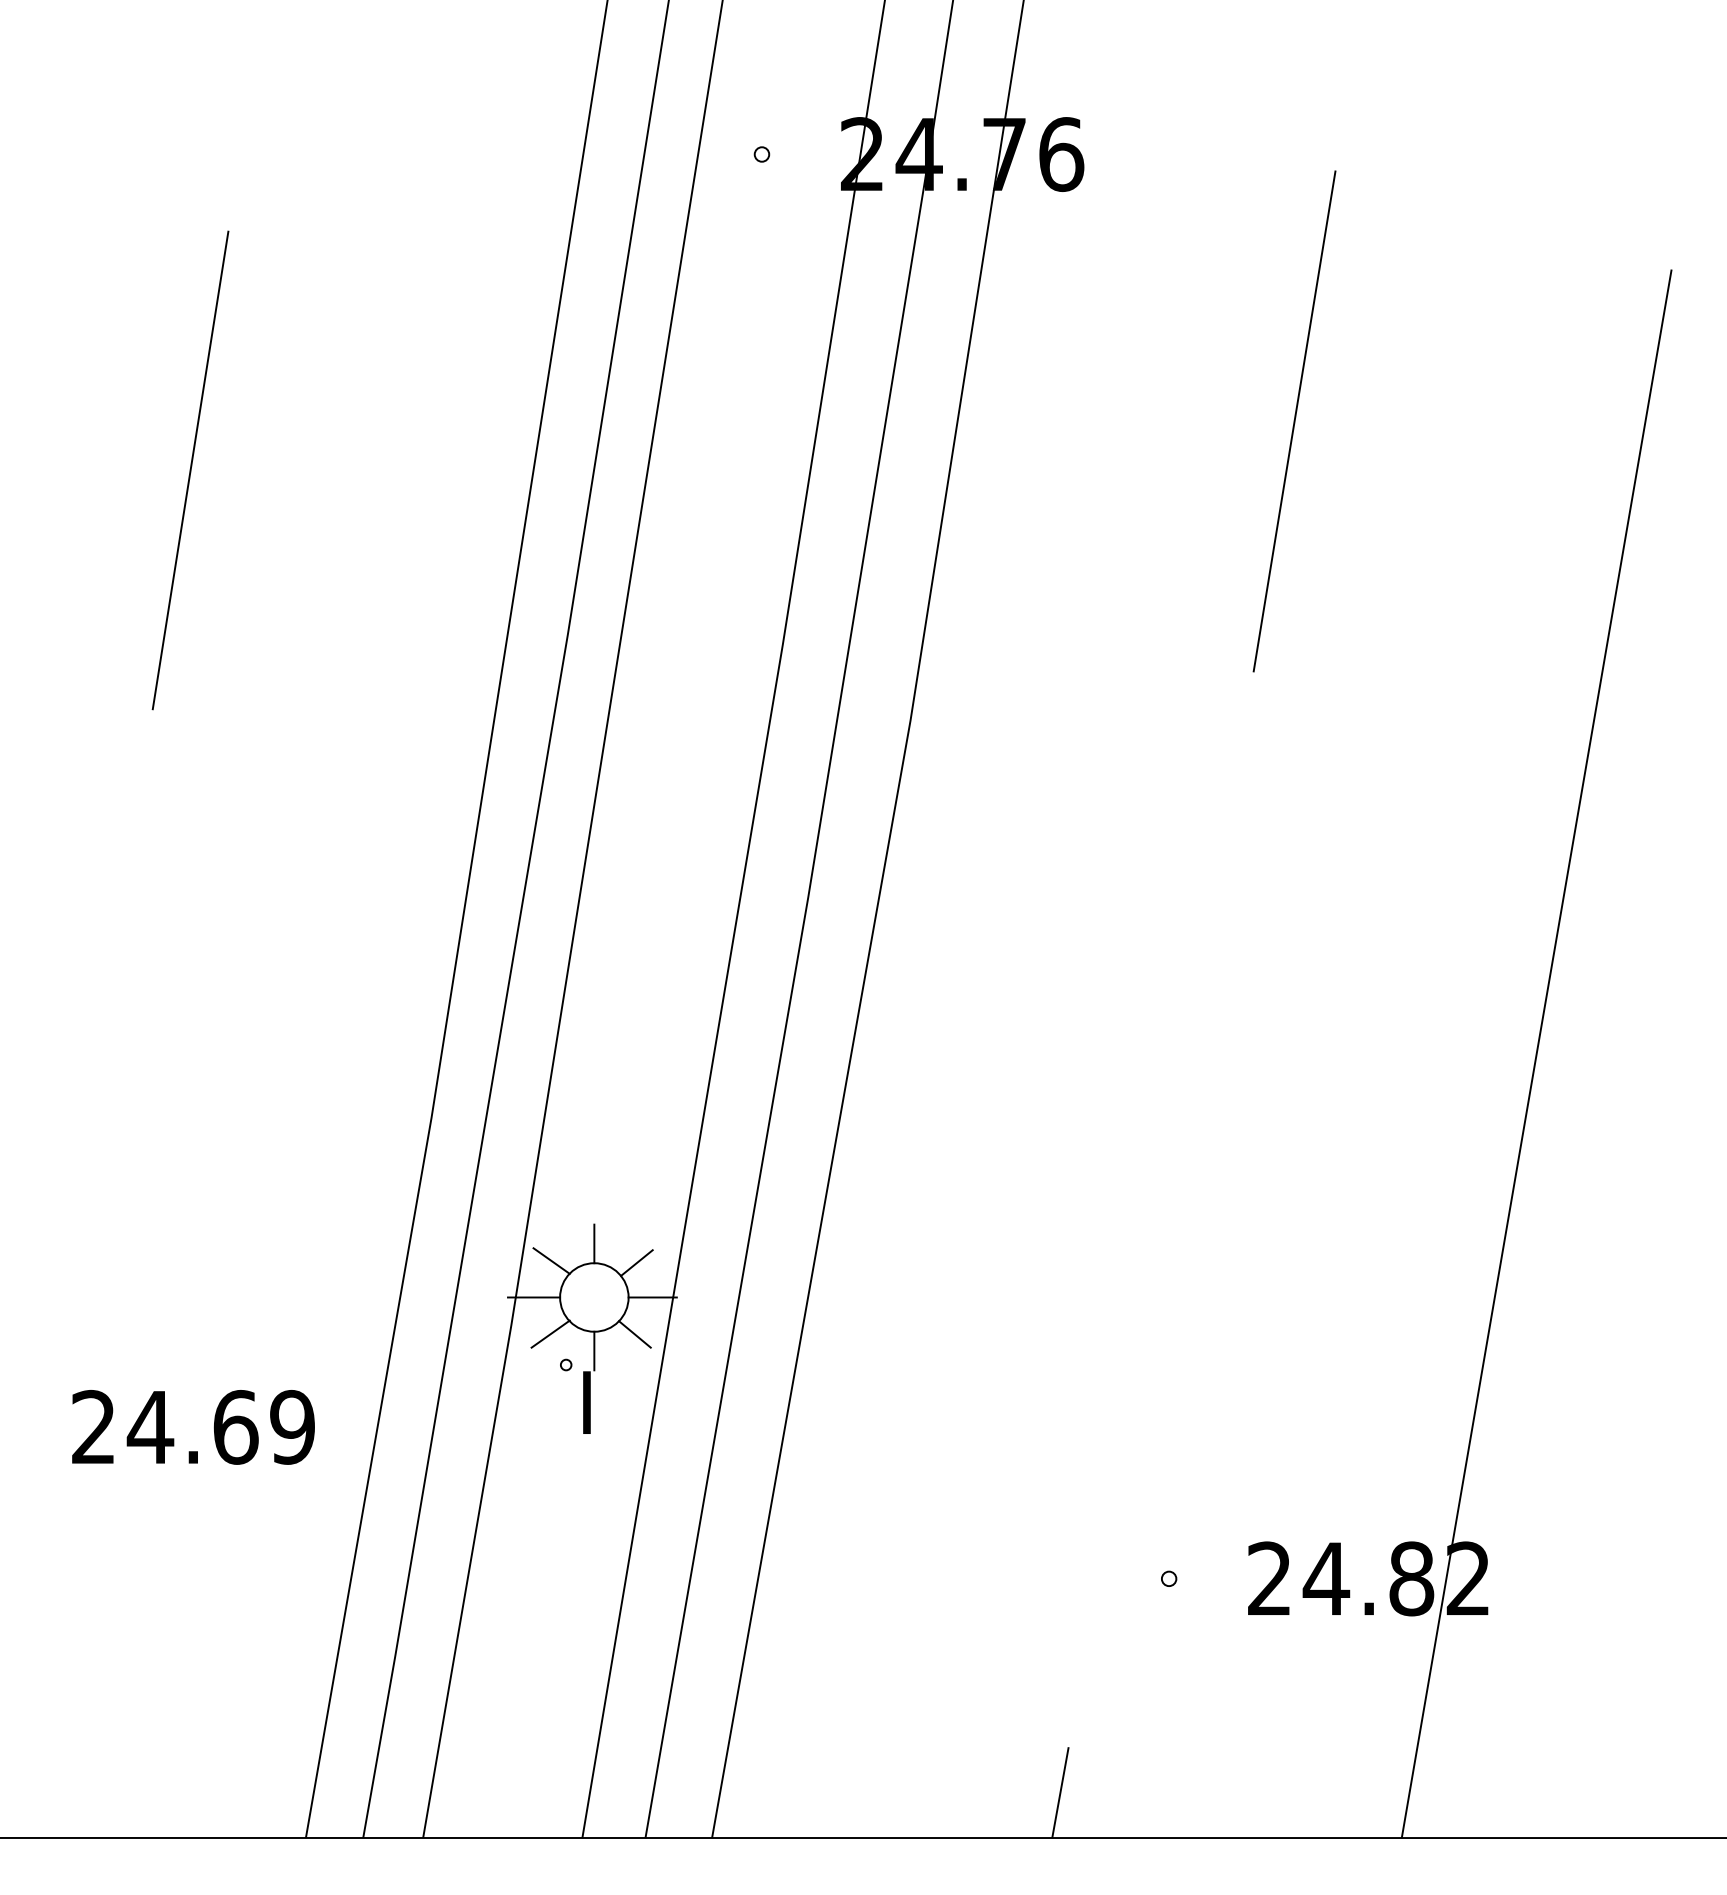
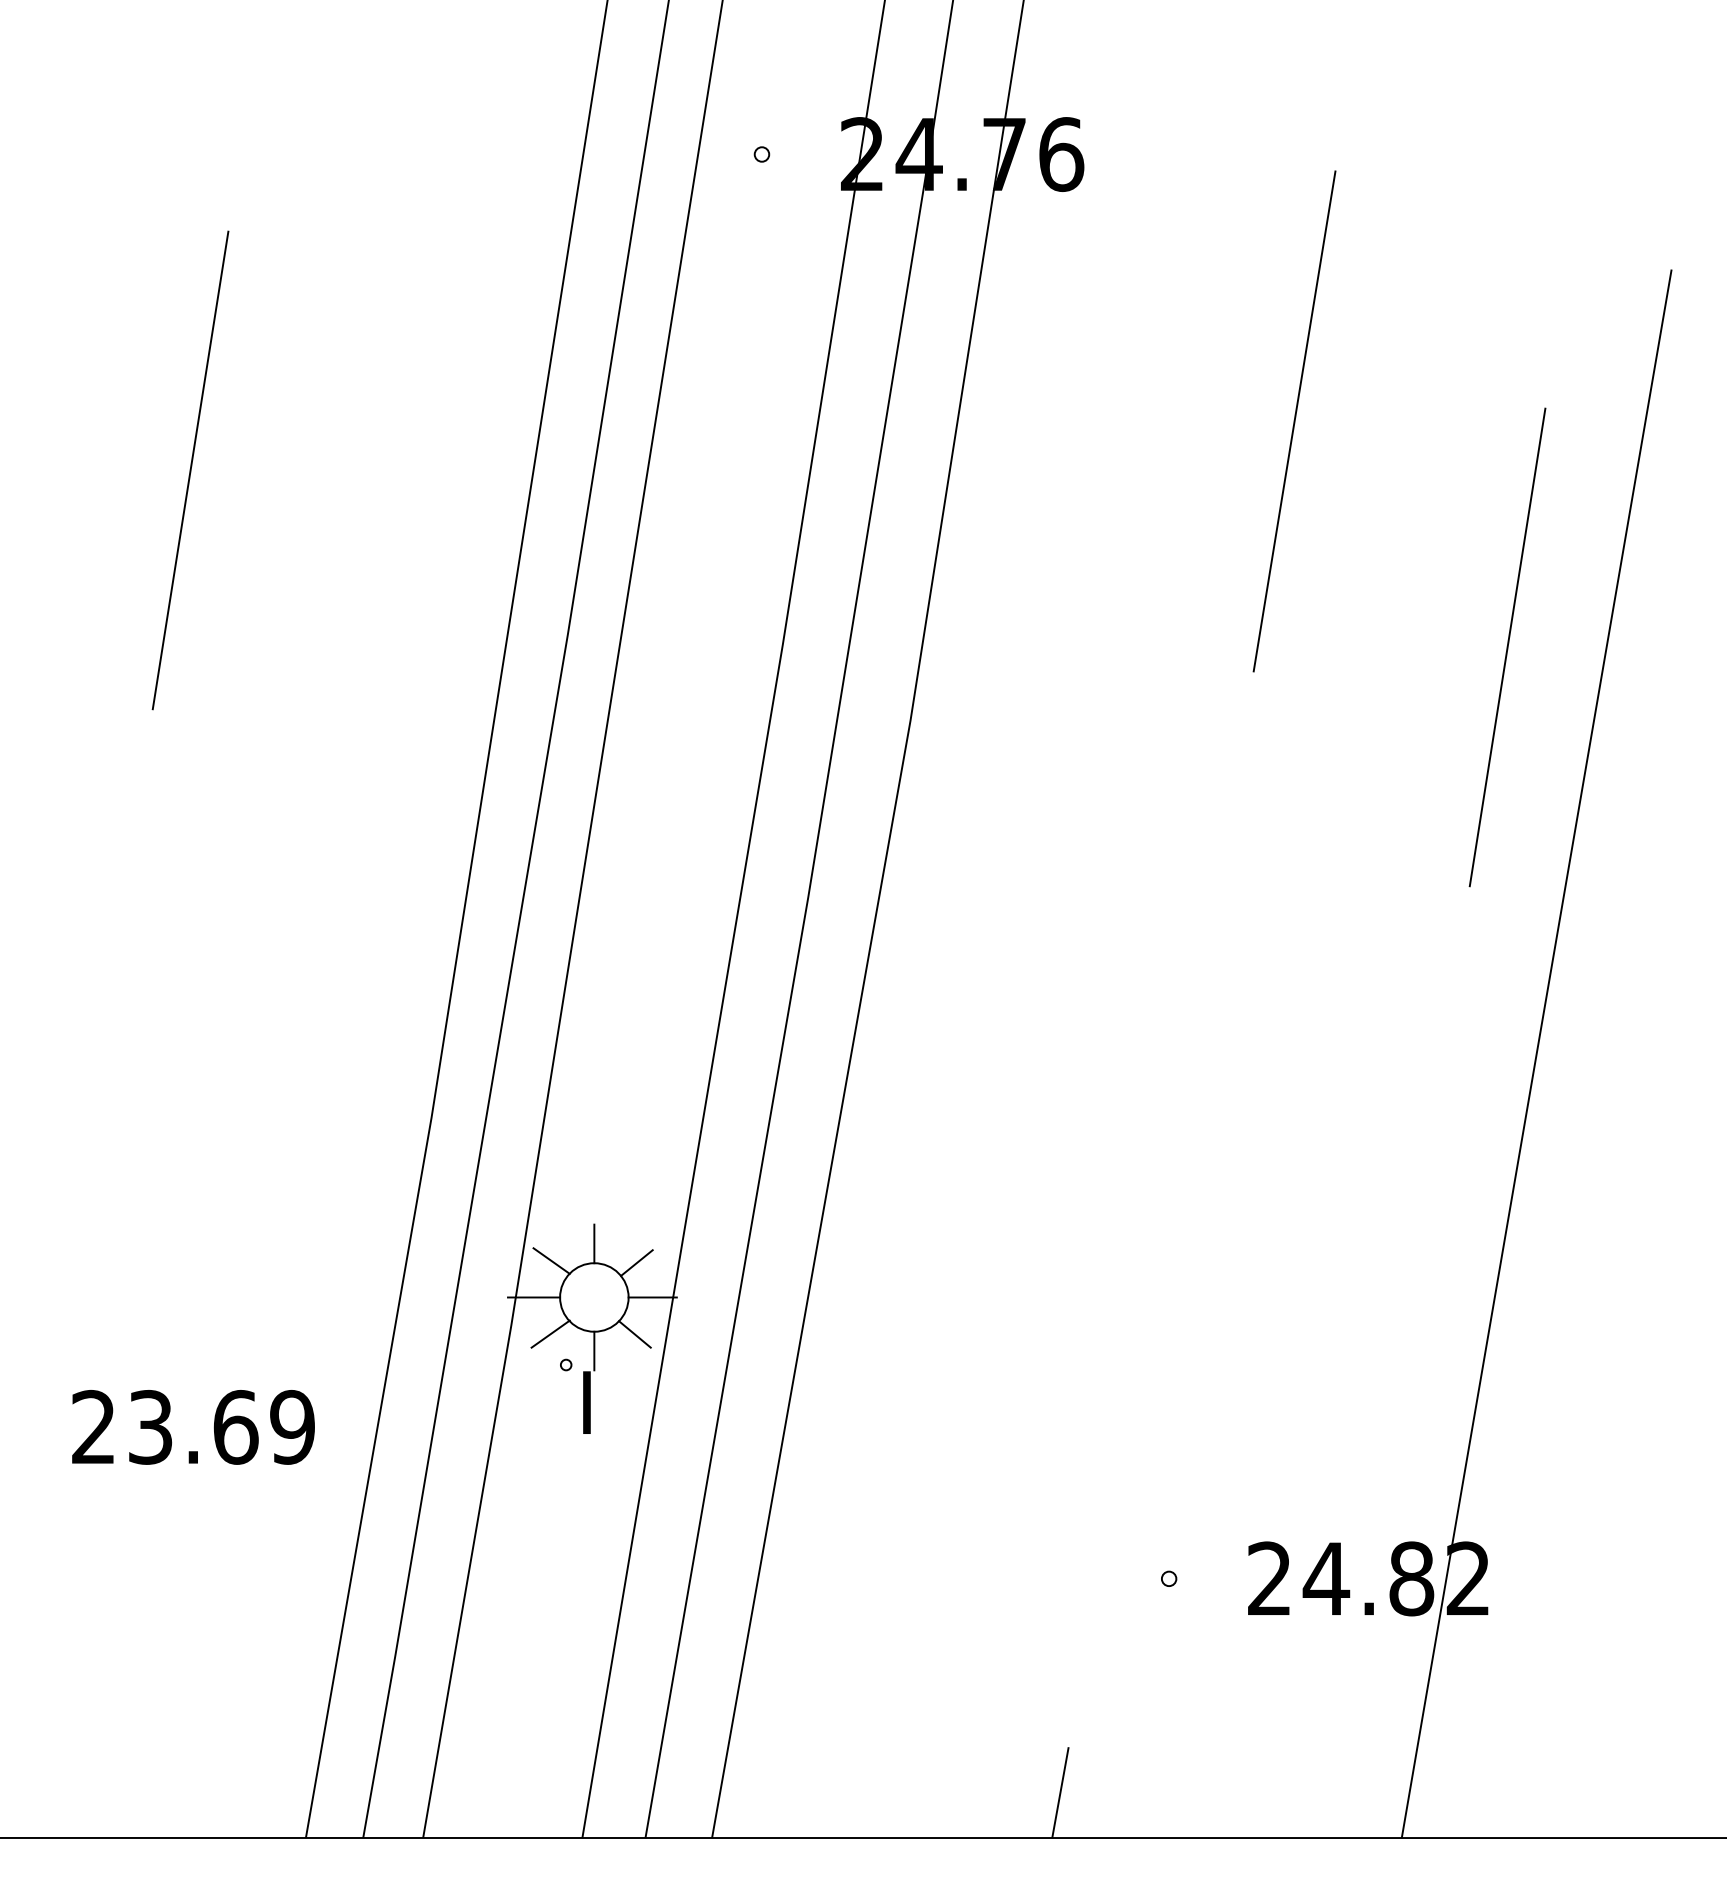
line: none -> present (1507, 647)
text: 24.69 -> 23.69 (150, 1427)
